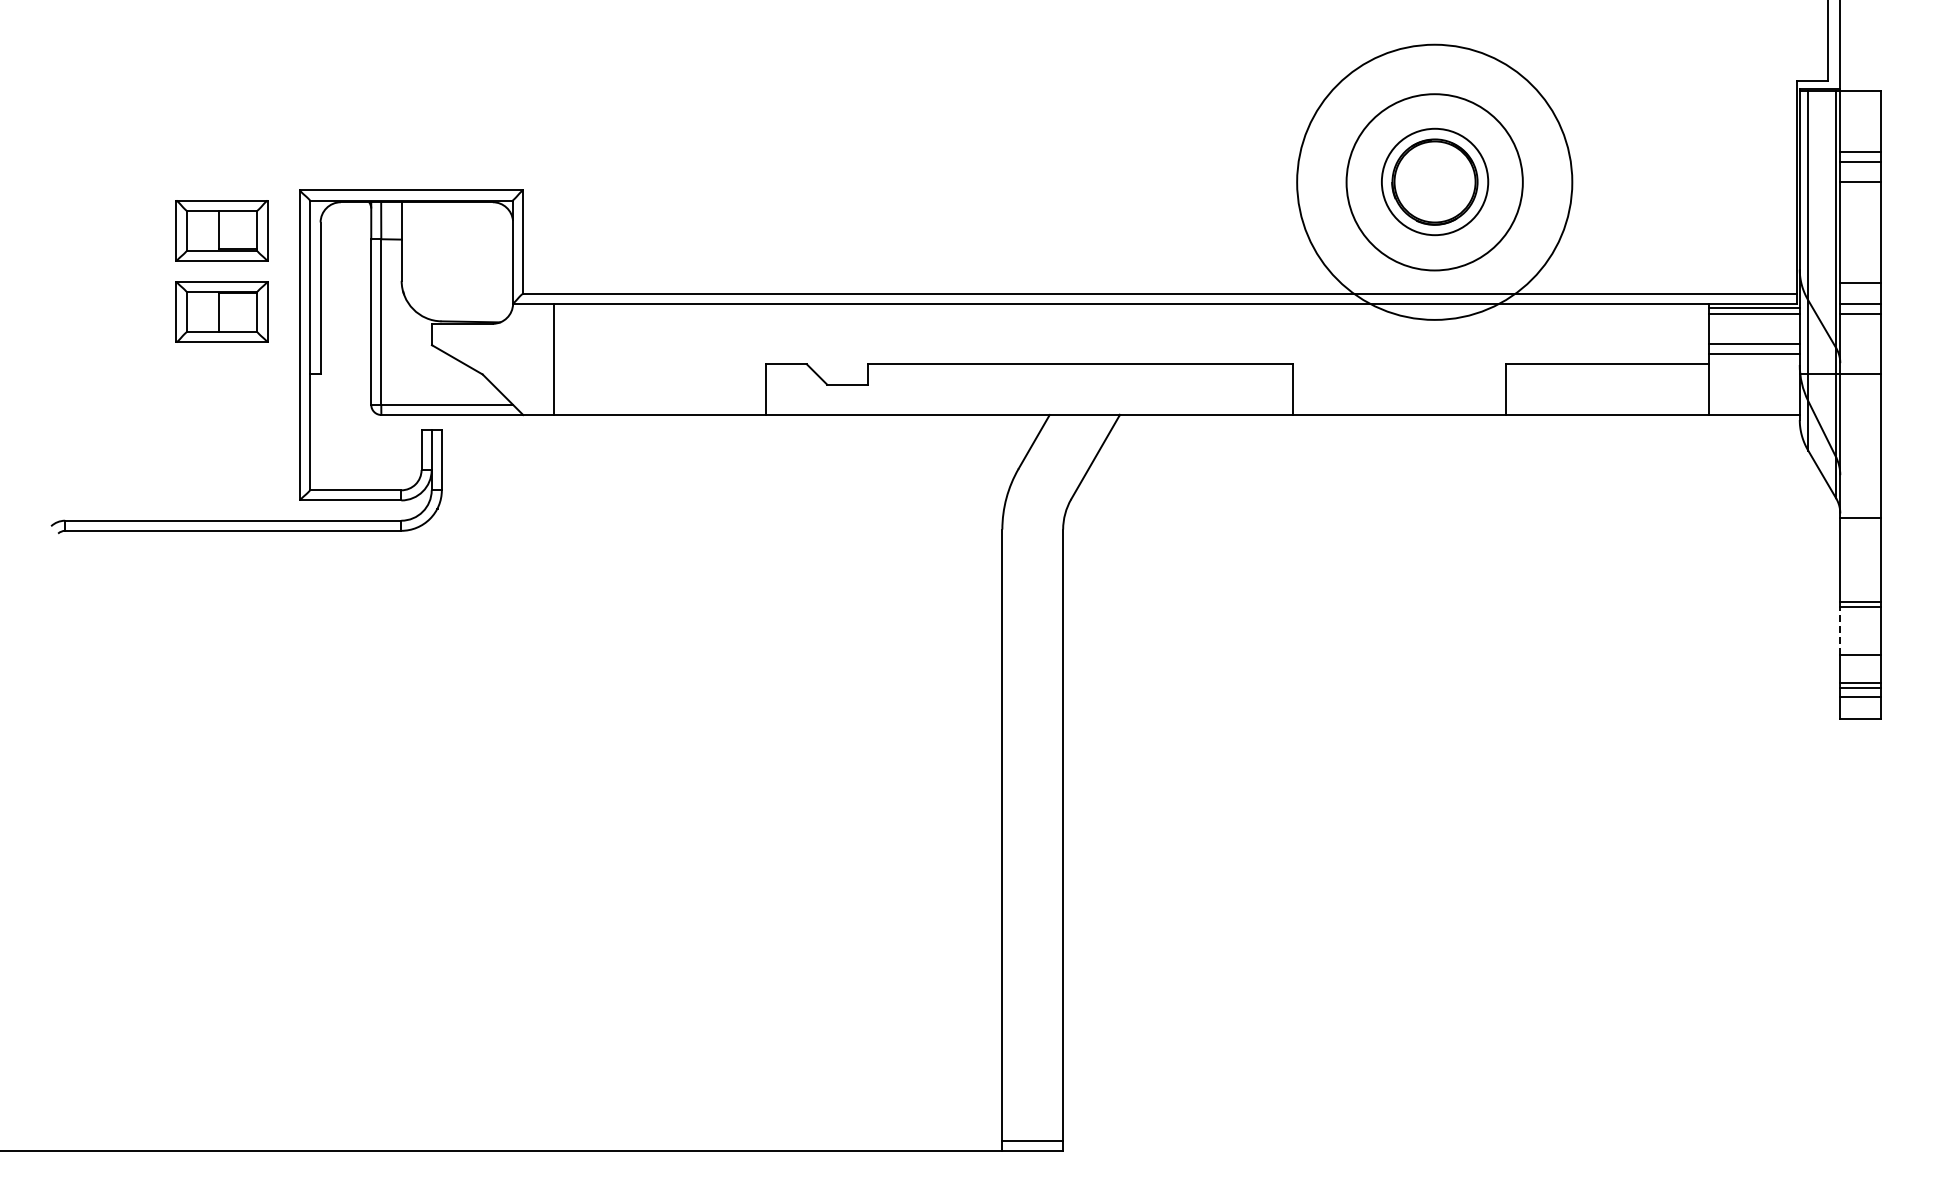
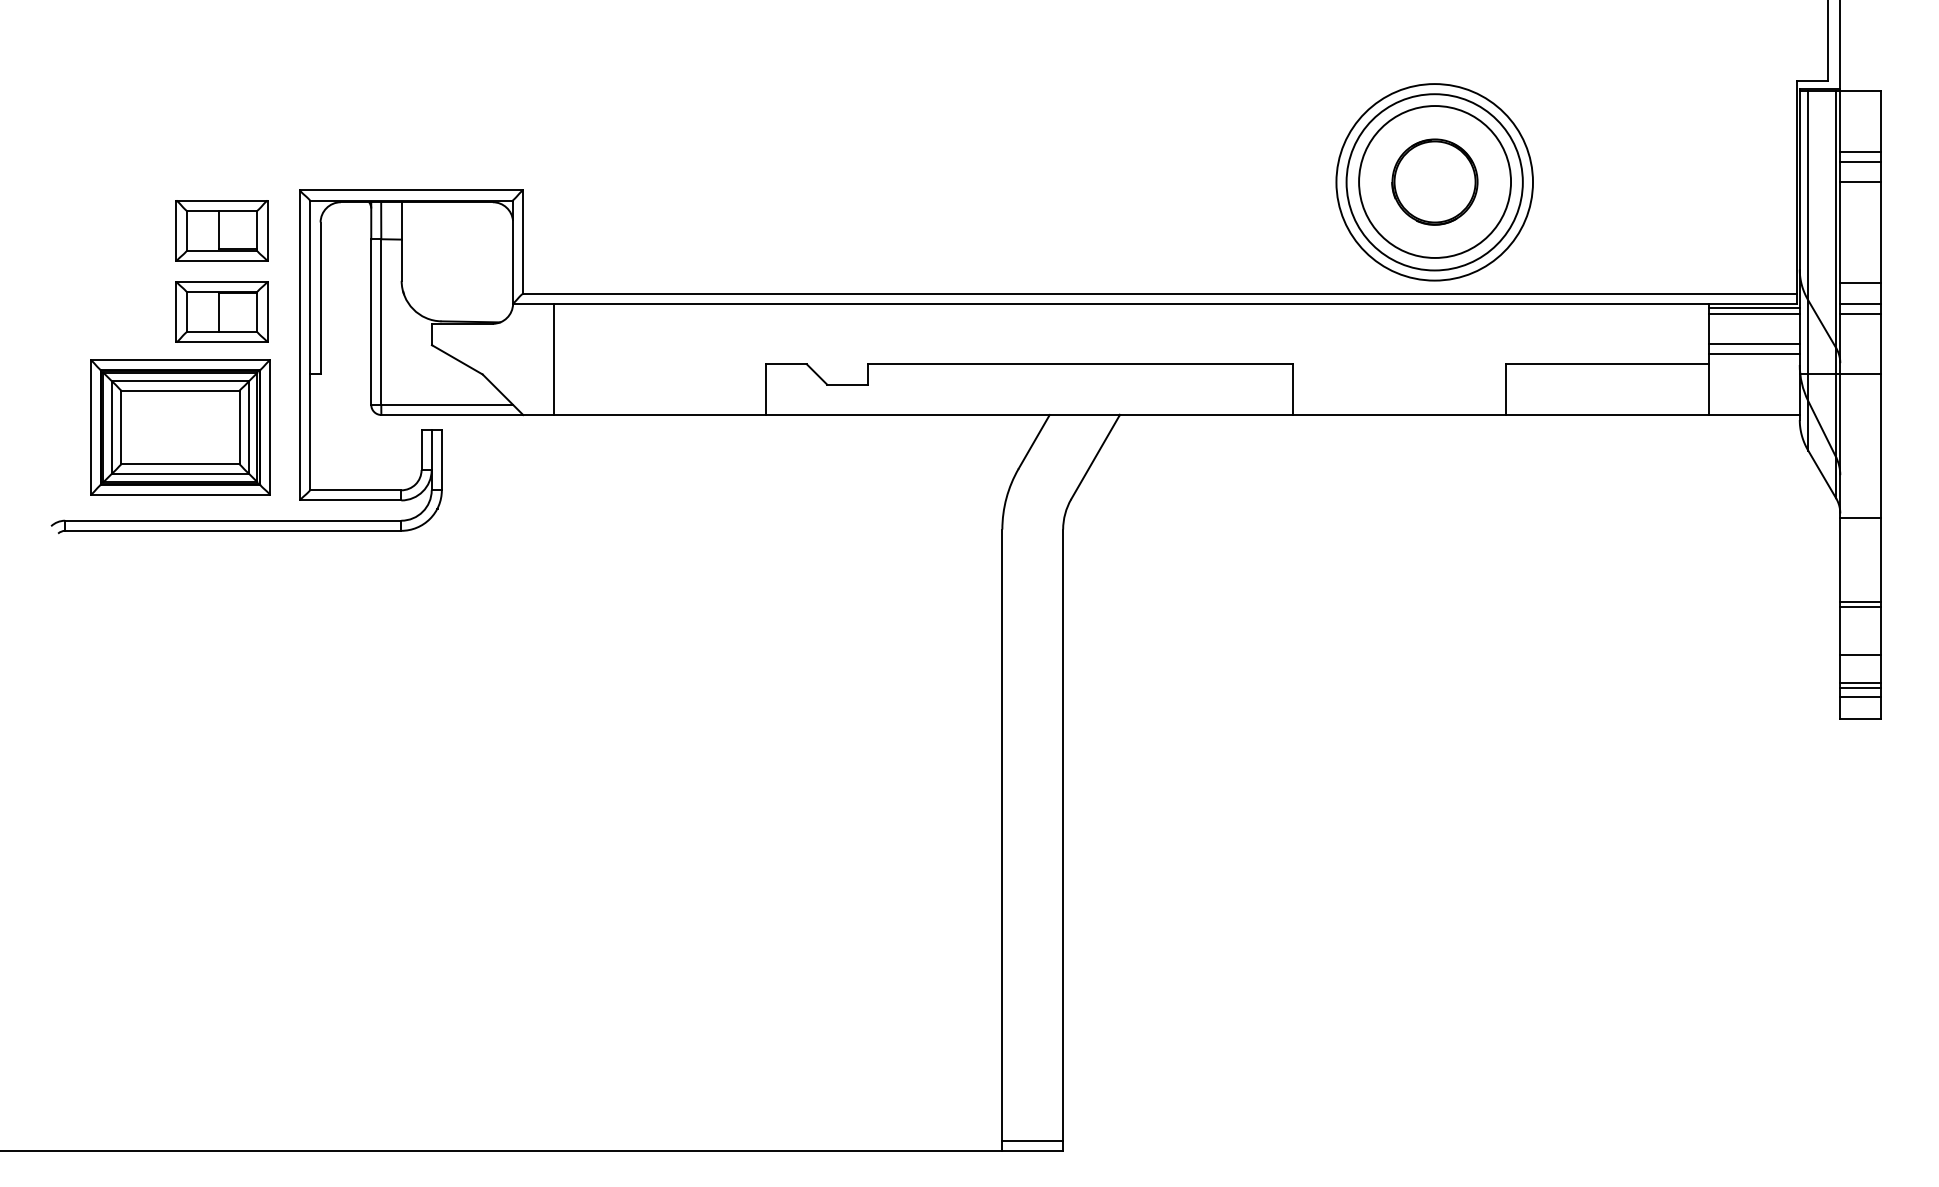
circle diameter: 106 px -> 152 px (1435, 181)
circle diameter: 275 px -> 197 px (1434, 182)
part: none -> present (180, 427)
line: dashed -> solid (1840, 631)
